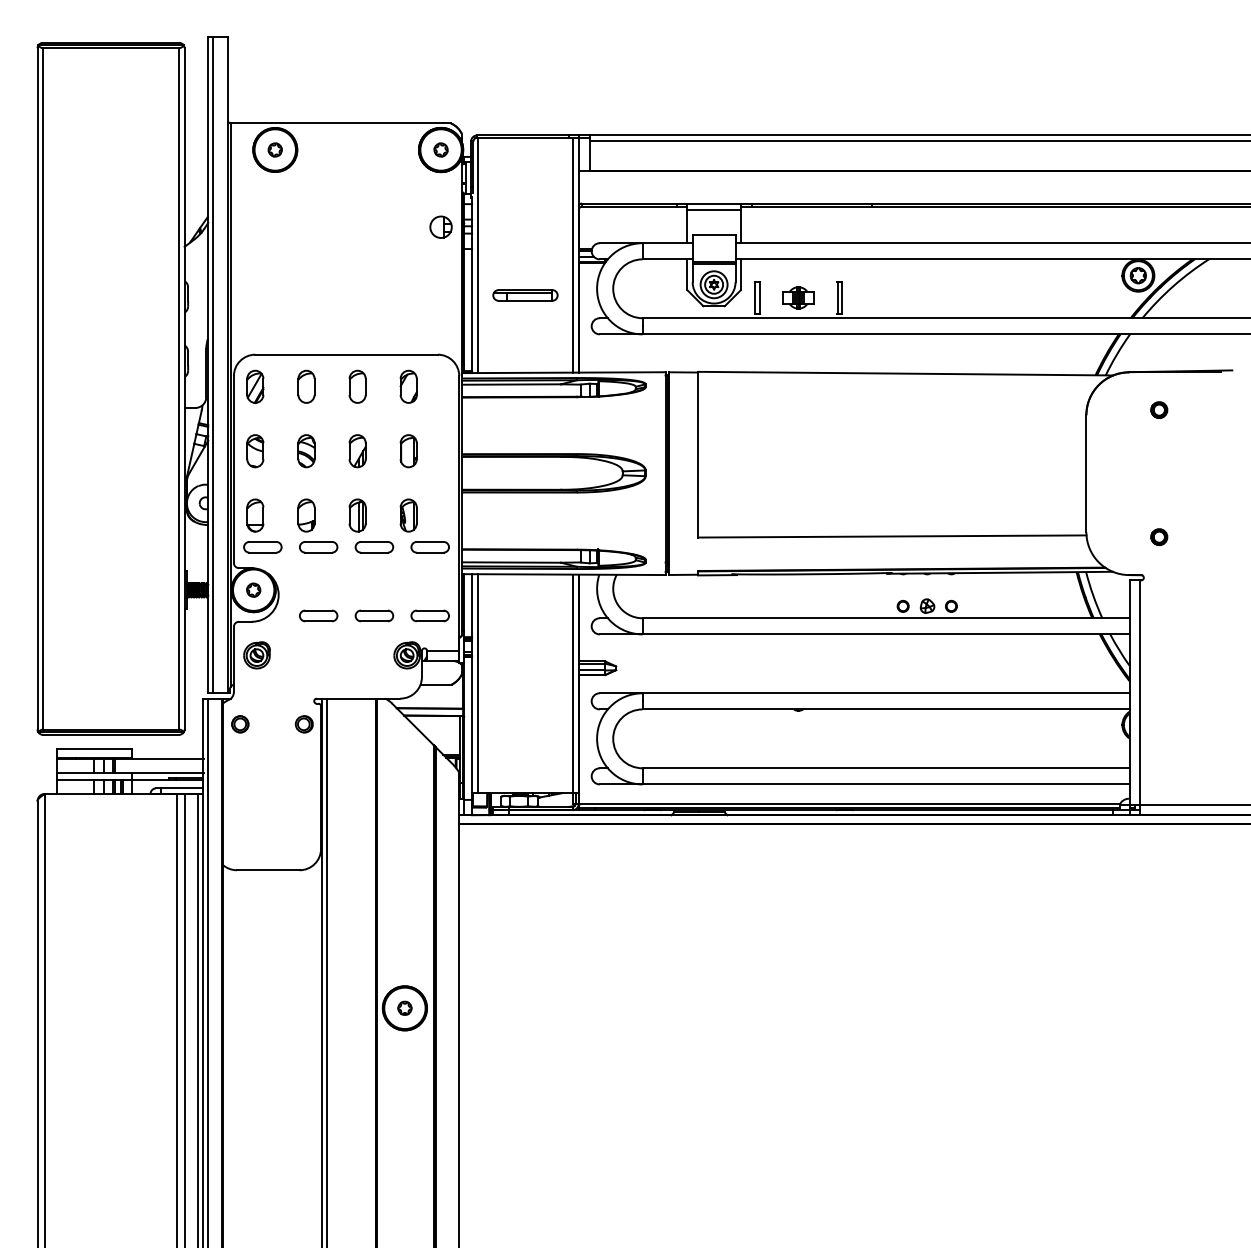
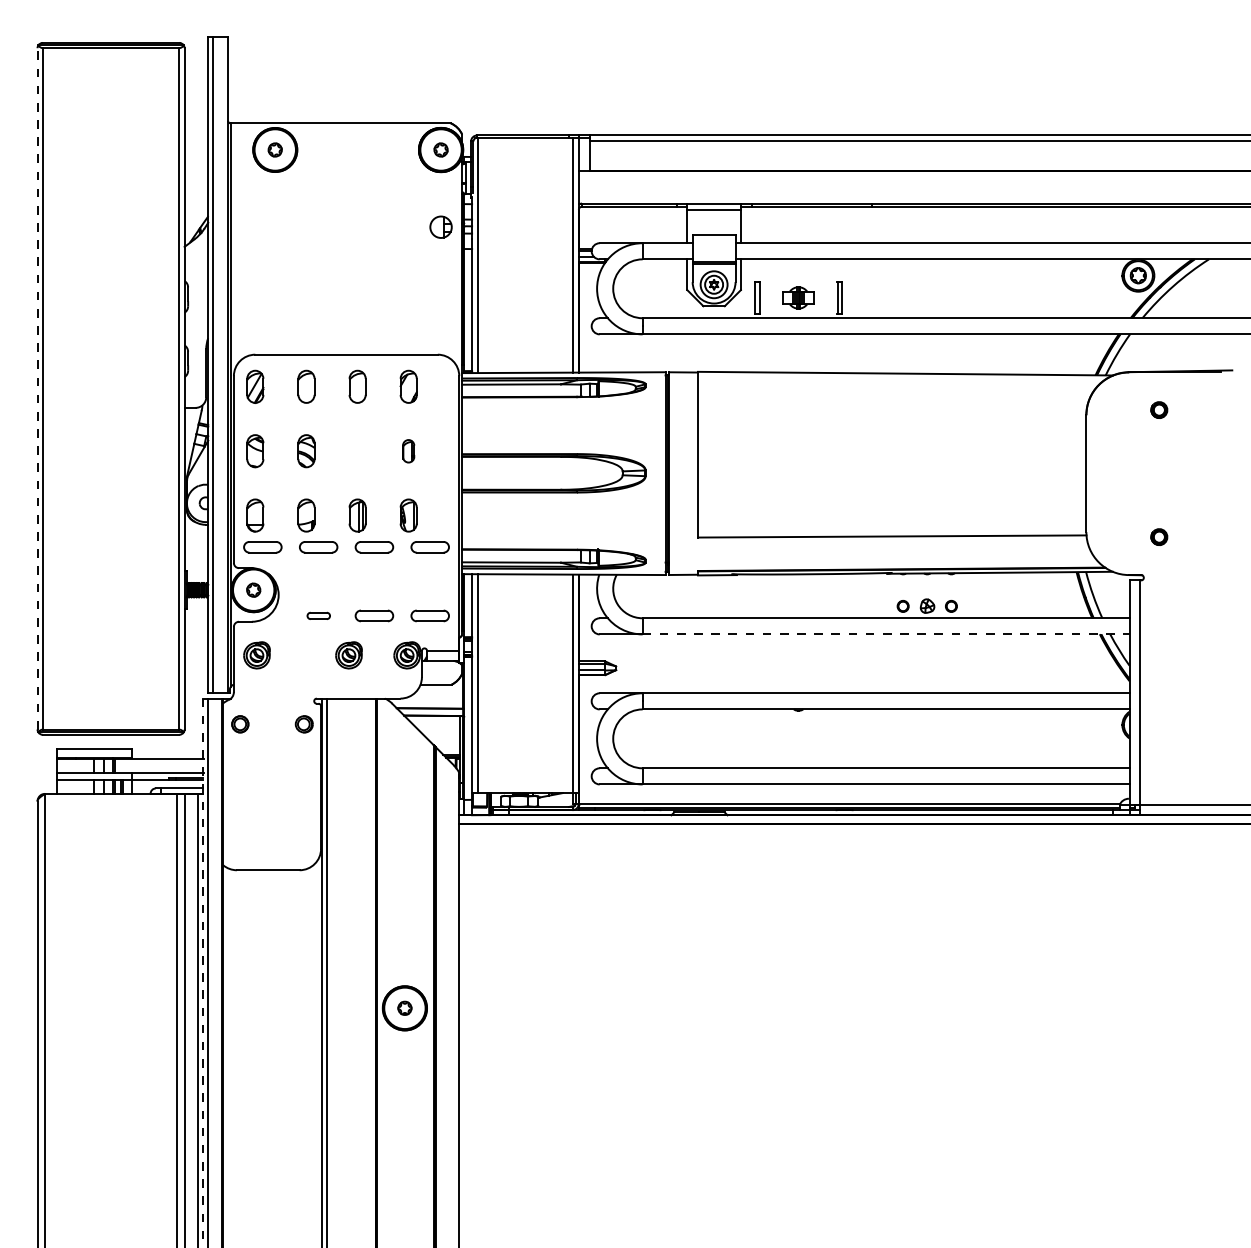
part: present -> none (525, 295)
line: solid -> dashed (37, 388)
part: present -> none (357, 451)
part size: 19x35 px -> 14x25 px (408, 451)
part size: 40x14 px -> 25x9 px (318, 615)
line: solid -> dashed (886, 634)
part: none -> present (348, 655)
line: solid -> dashed (203, 972)
